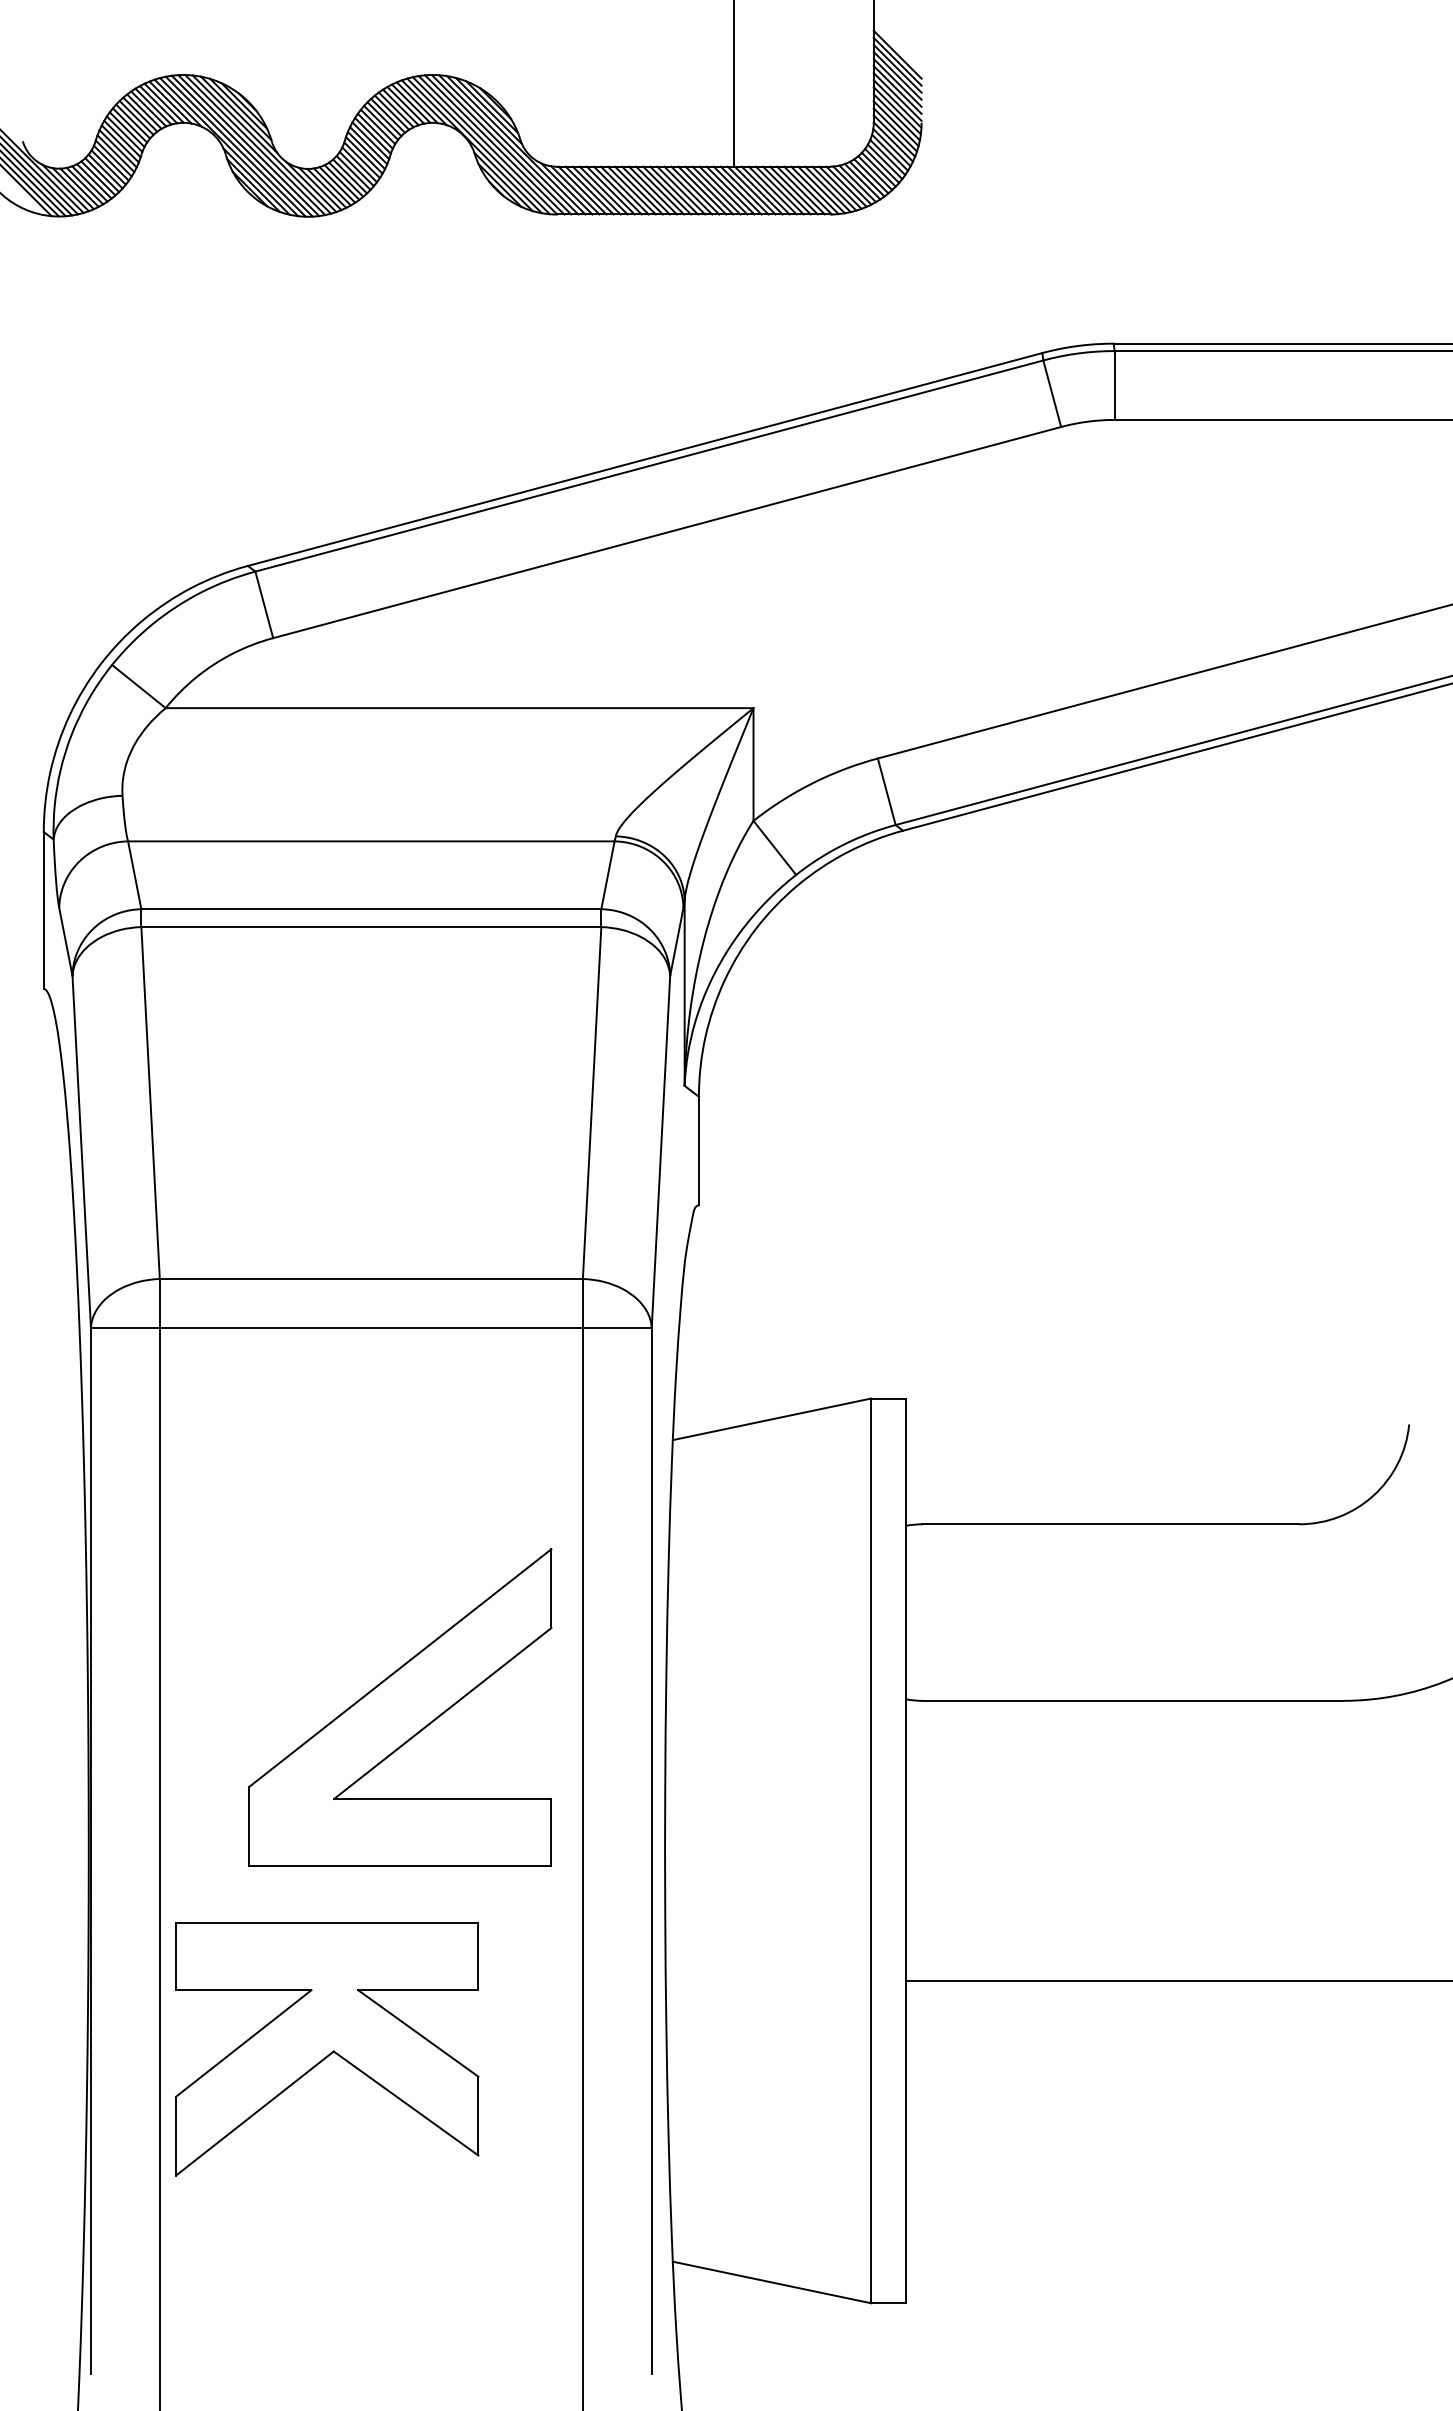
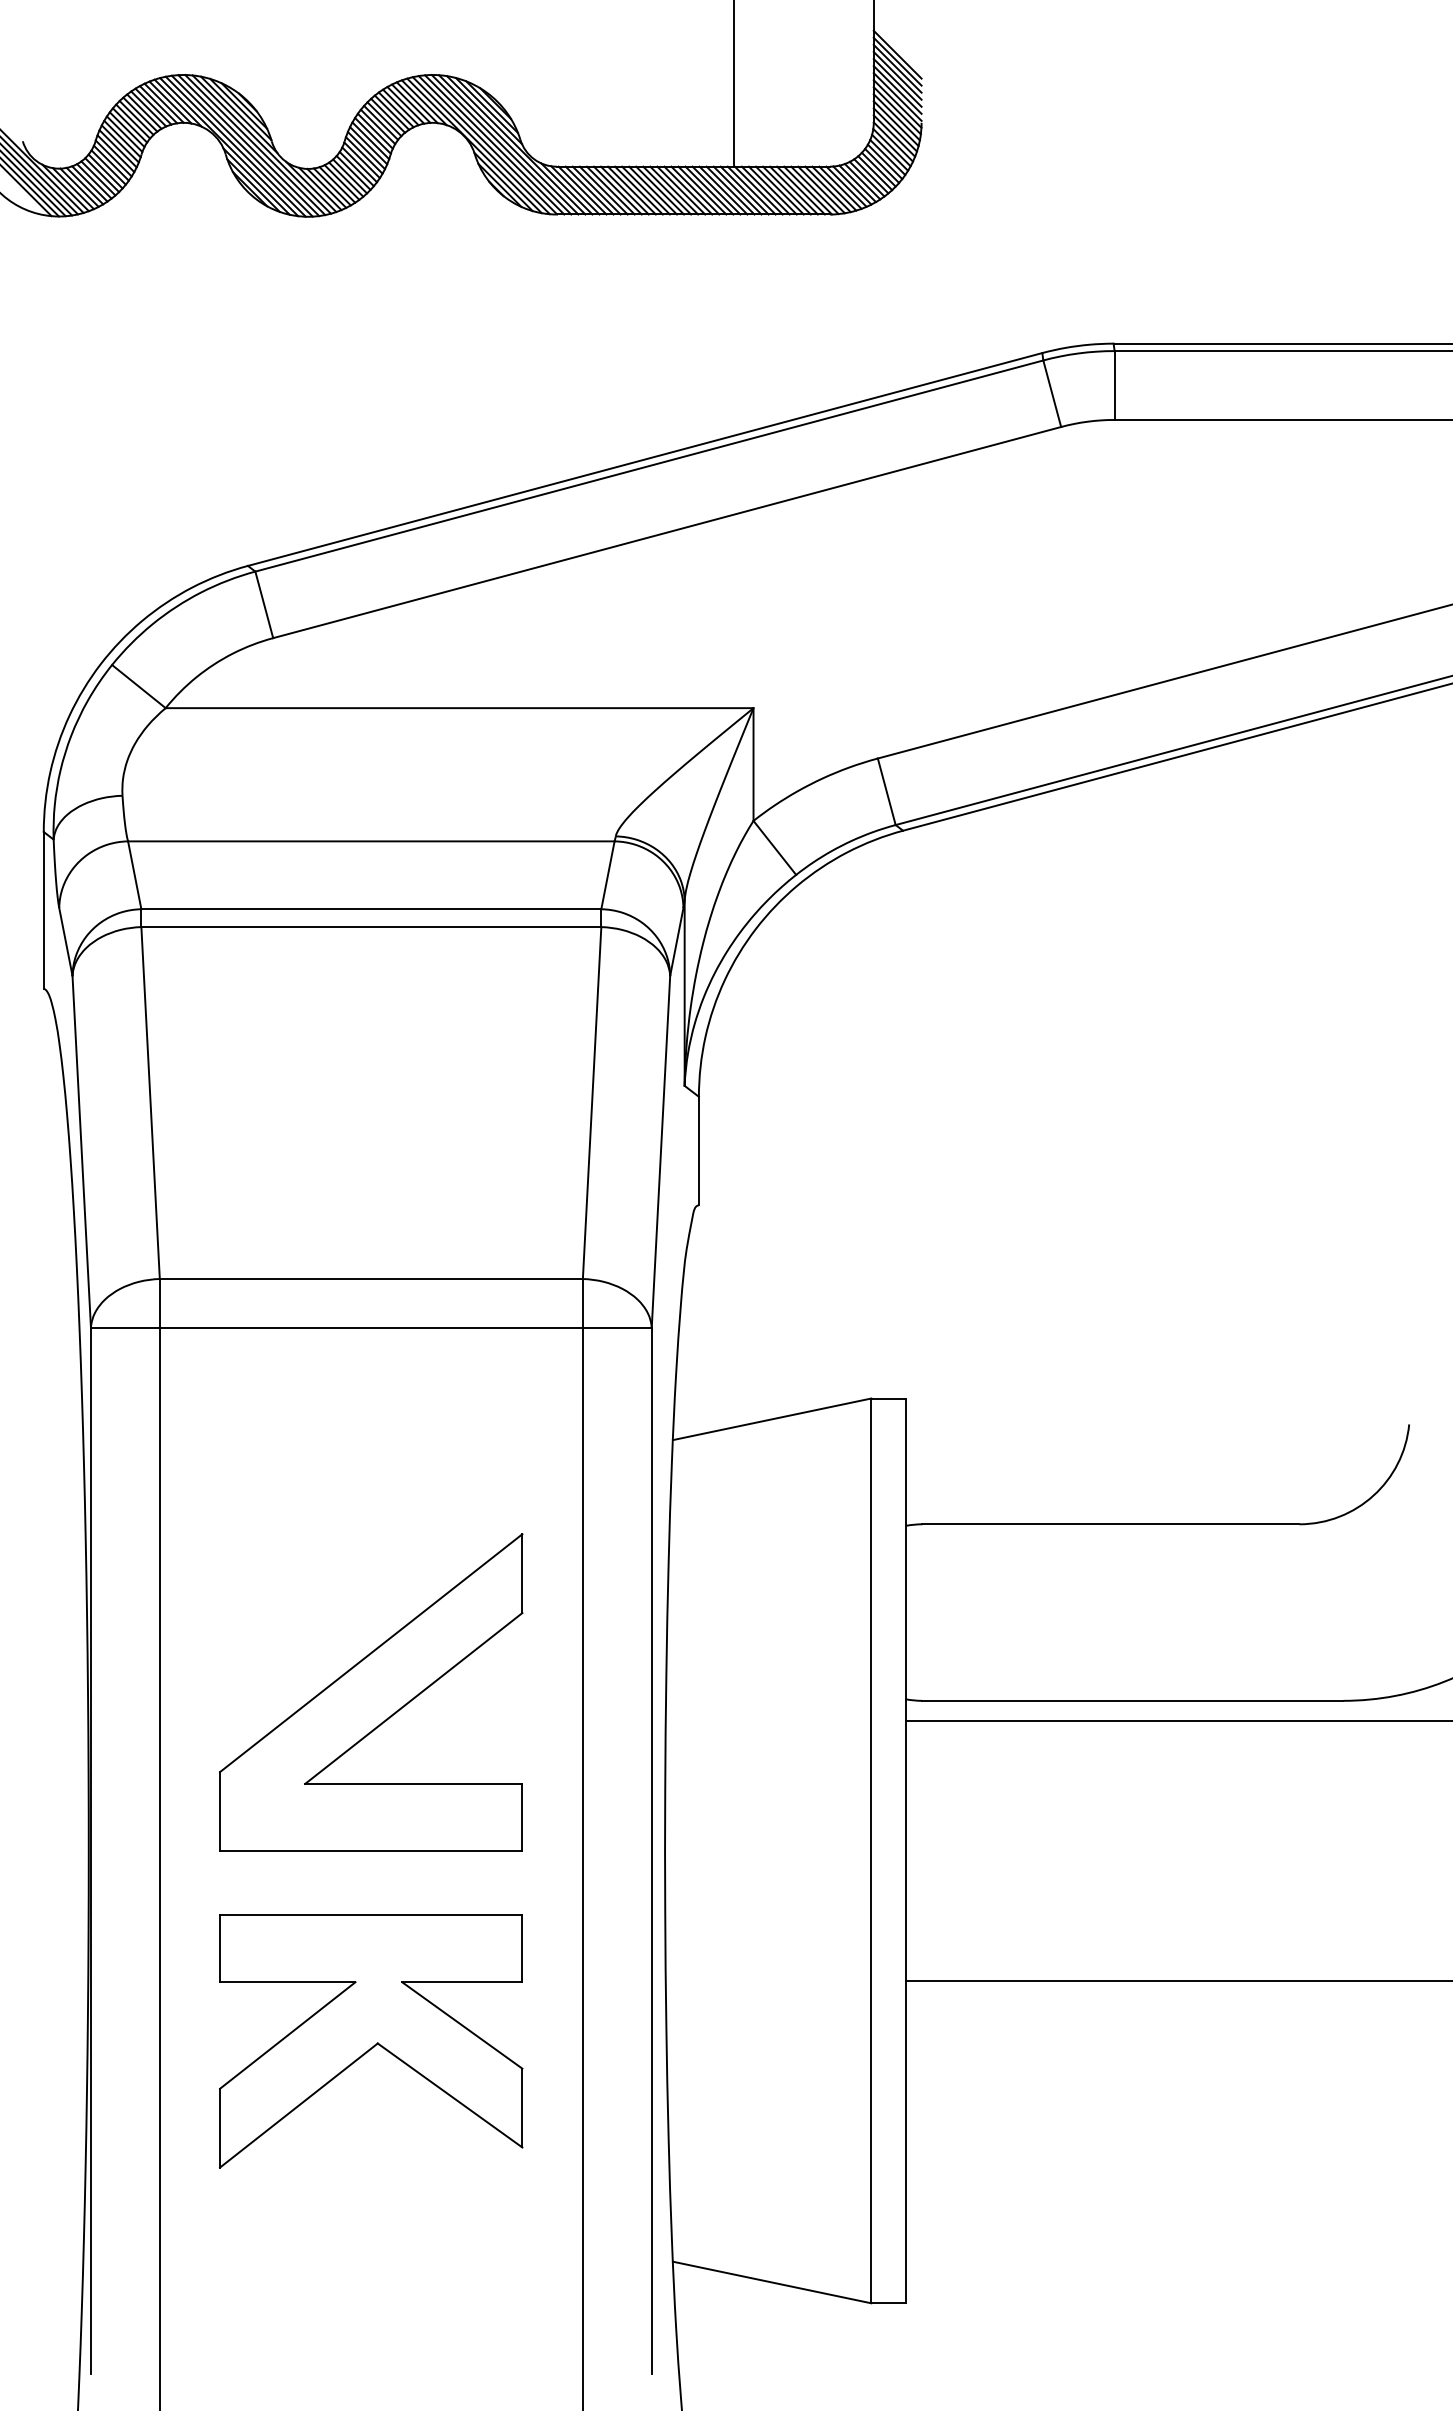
part position: (400, 1707) -> (371, 1692) (371, 1692)
line: none -> present (1177, 1720)
part position: (327, 2049) -> (371, 2041) (371, 2041)
